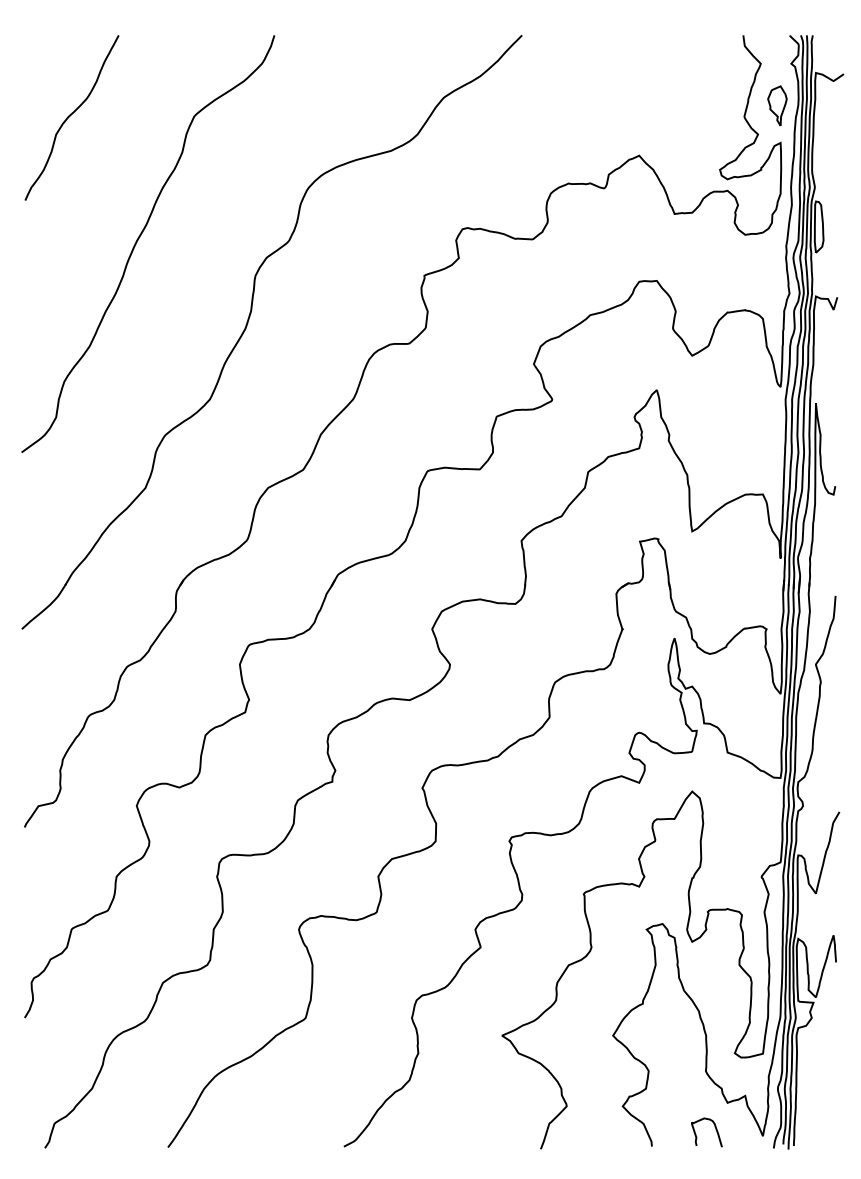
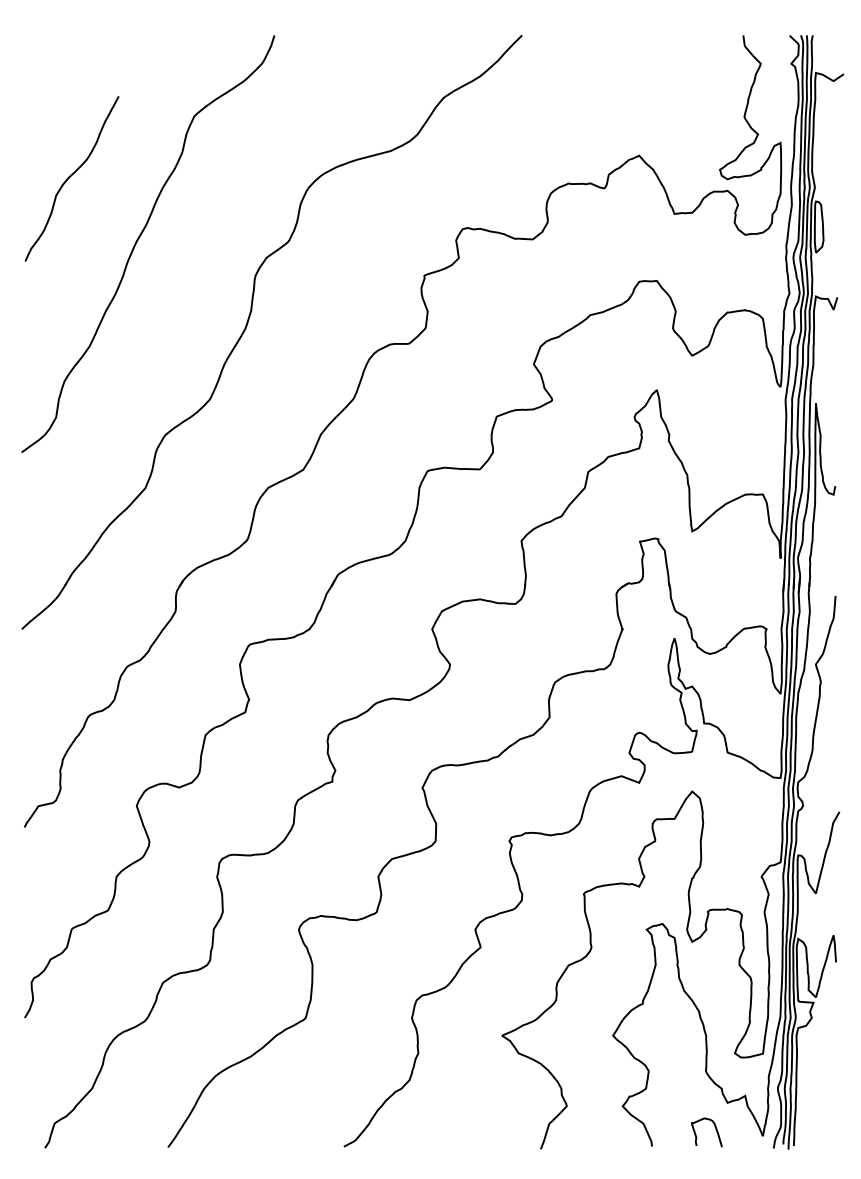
part: present -> none (777, 105)
curve position: (70, 116) -> (70, 177) (70, 177)
